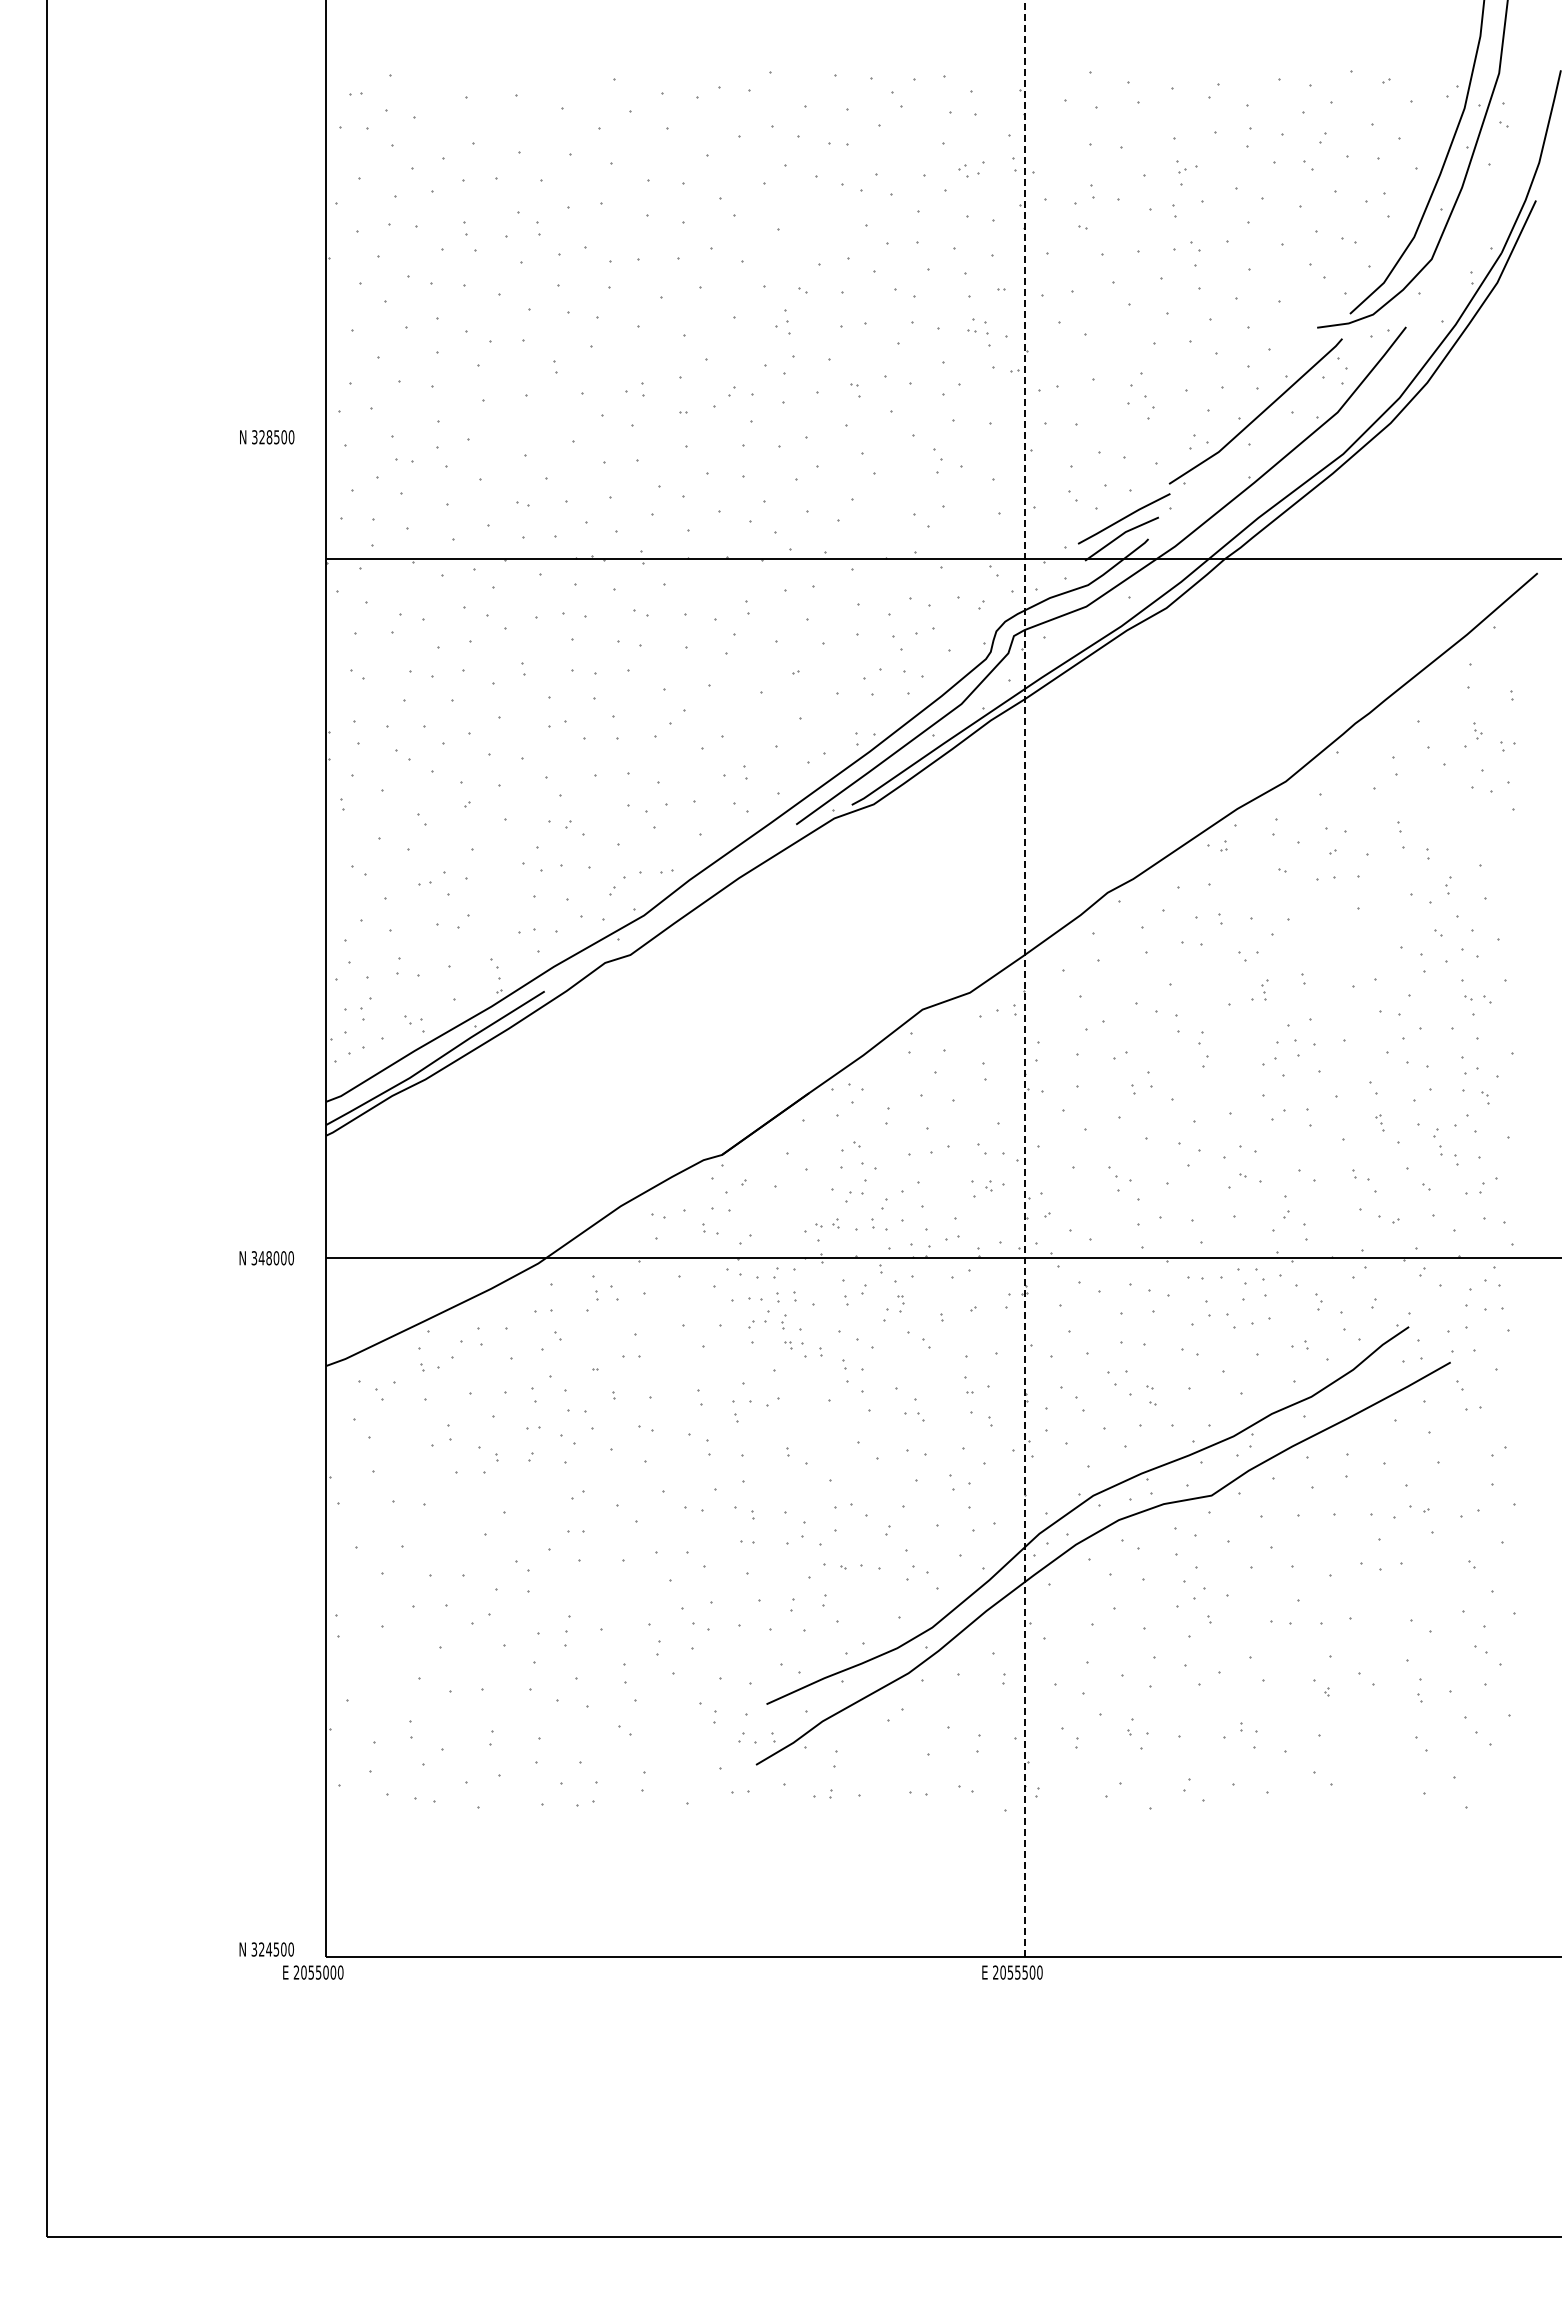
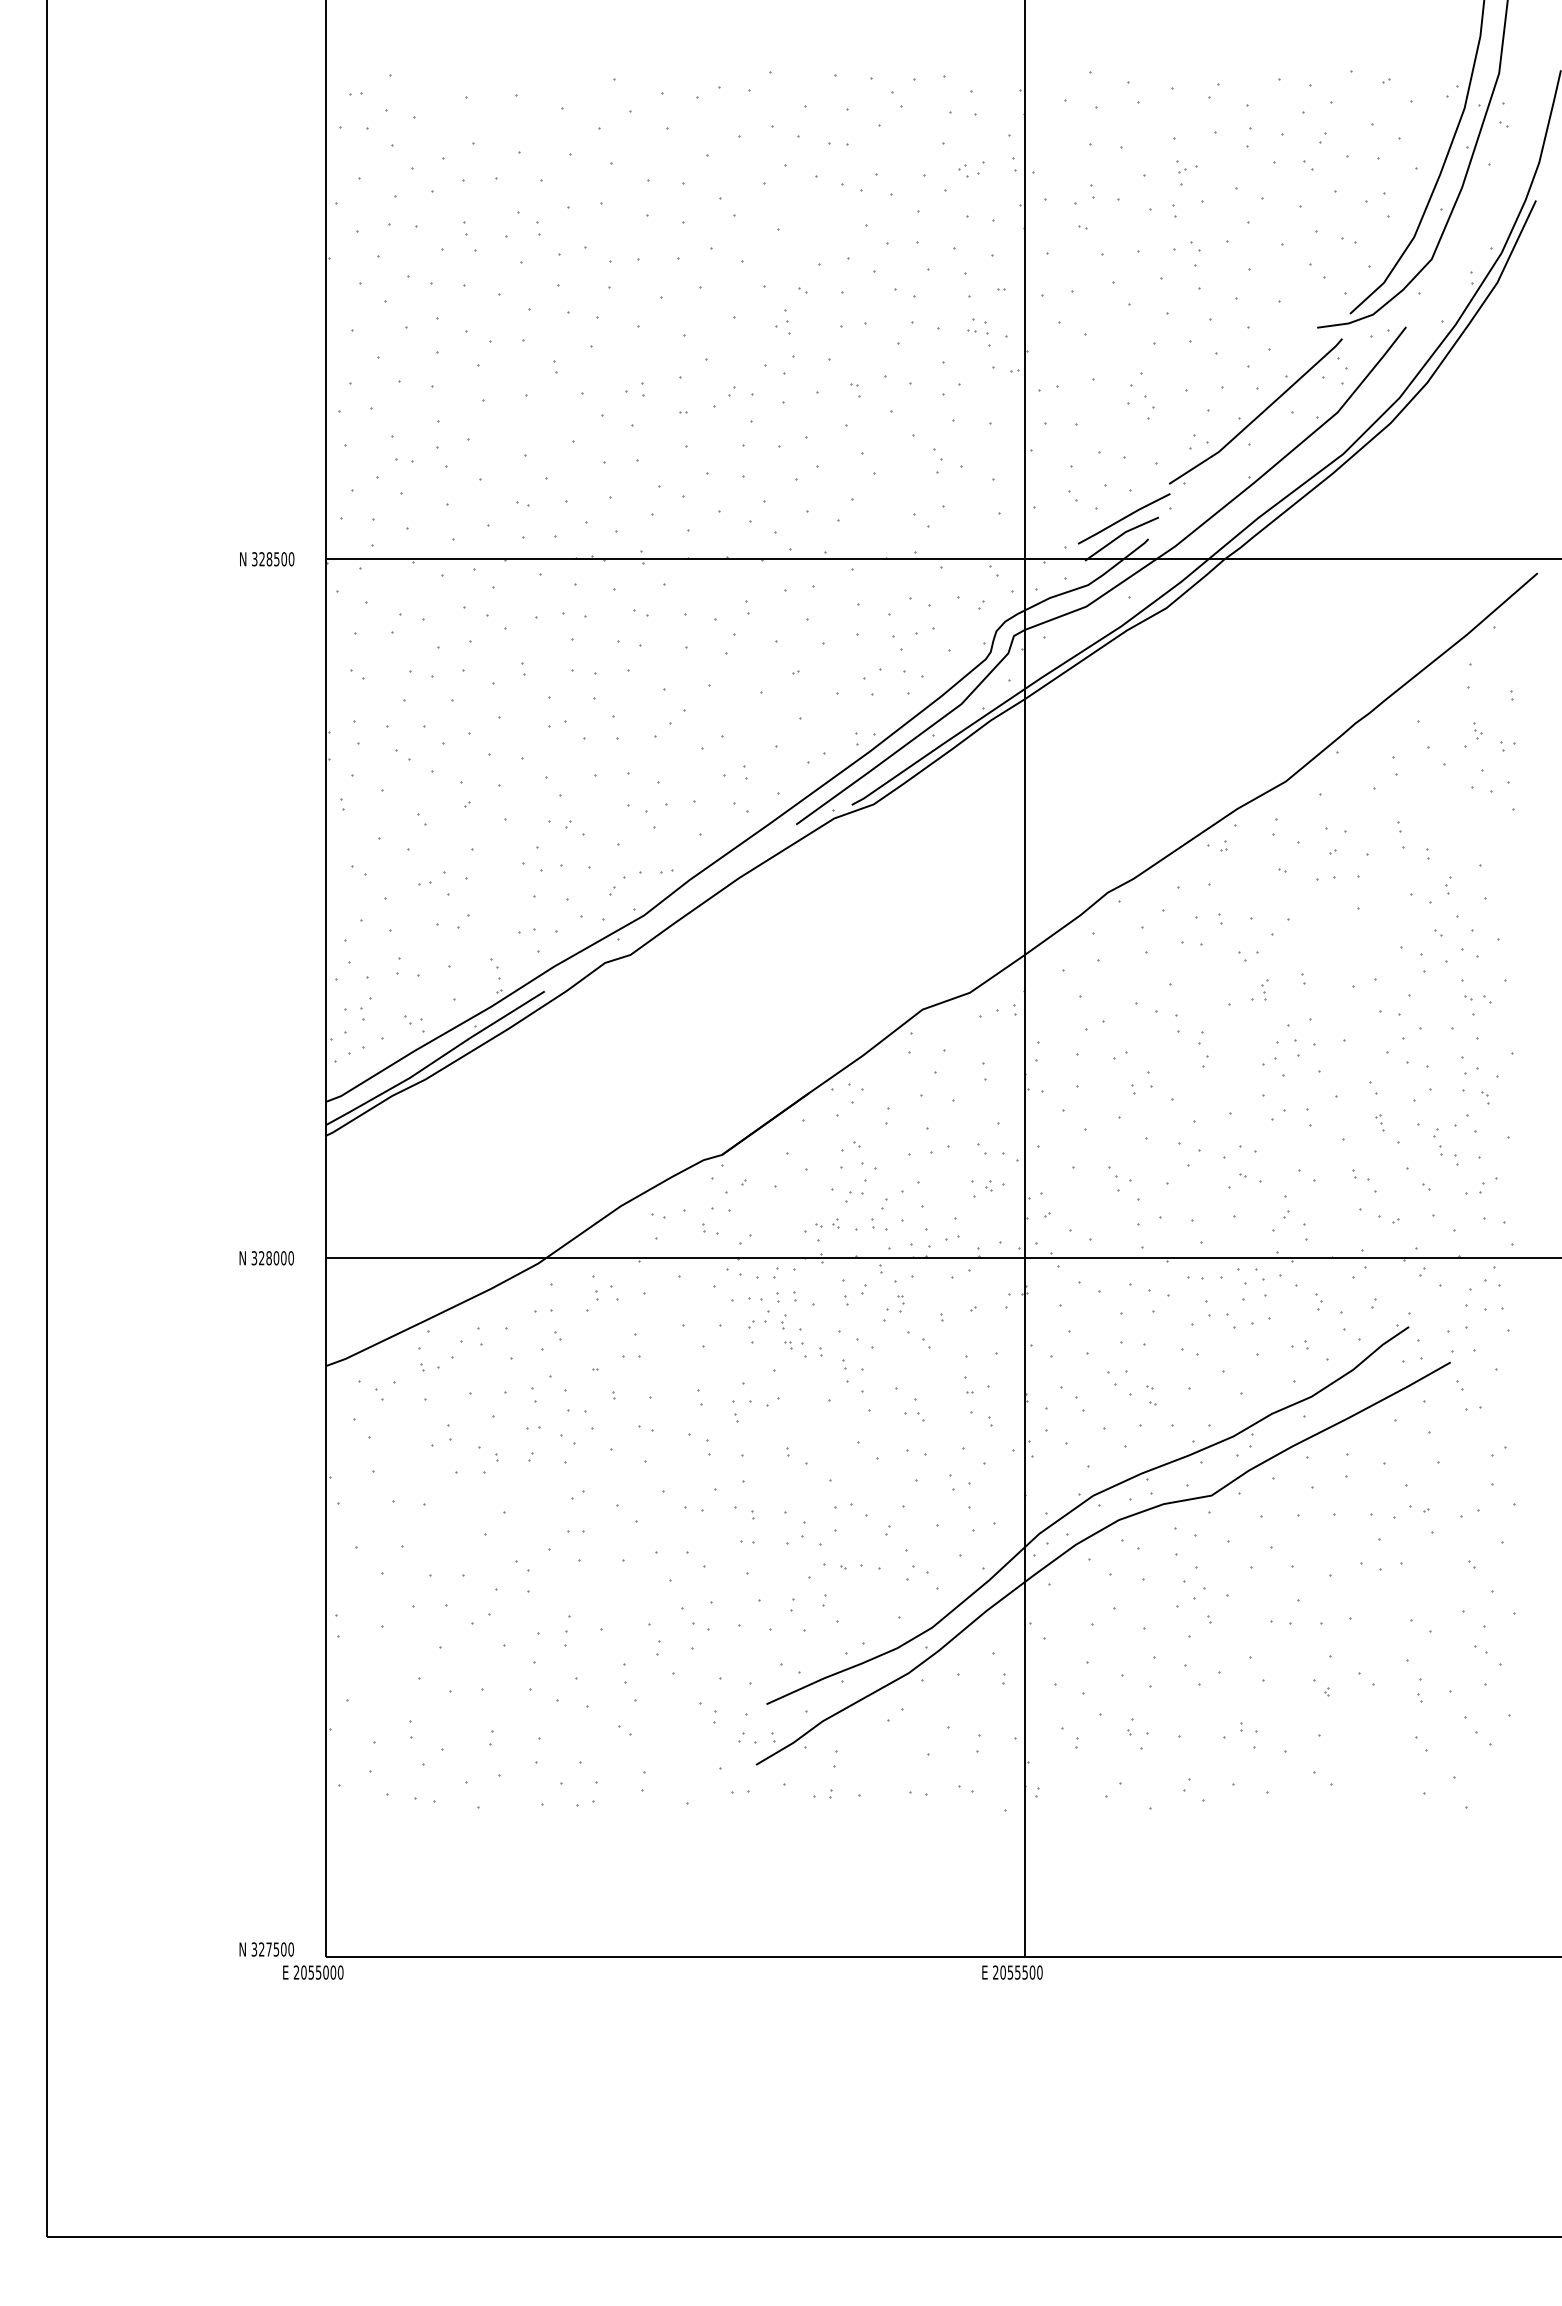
text position: (267, 437) -> (267, 559) (267, 559)
line: dashed -> solid (1025, 978)
text: 348000 -> 328000 (261, 1258)
text: 324500 -> 327500 (269, 1949)
